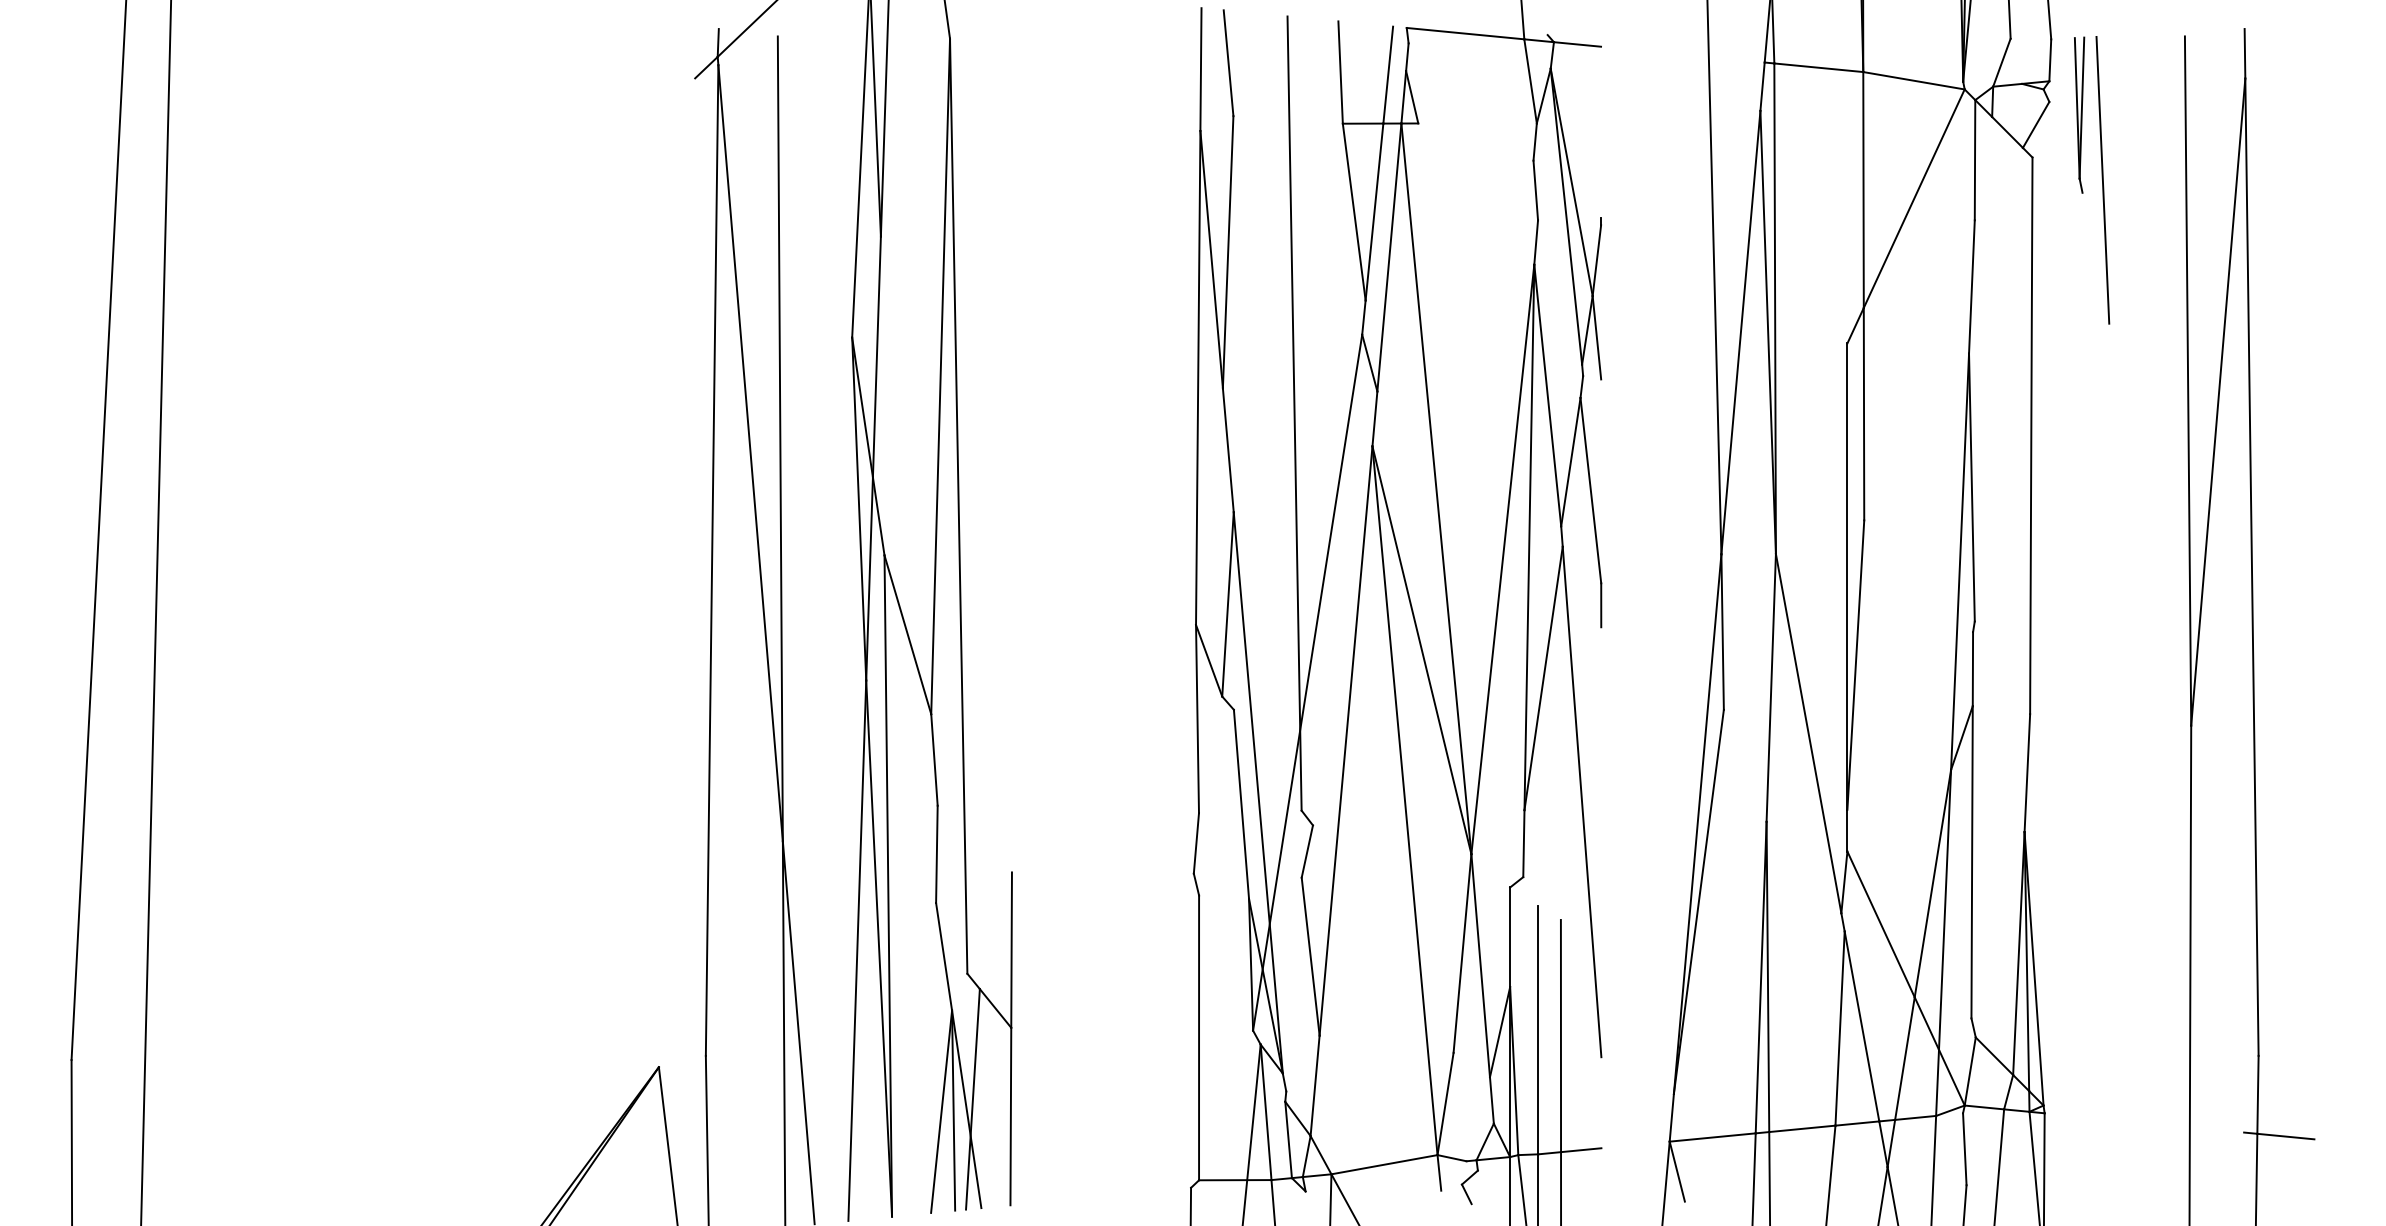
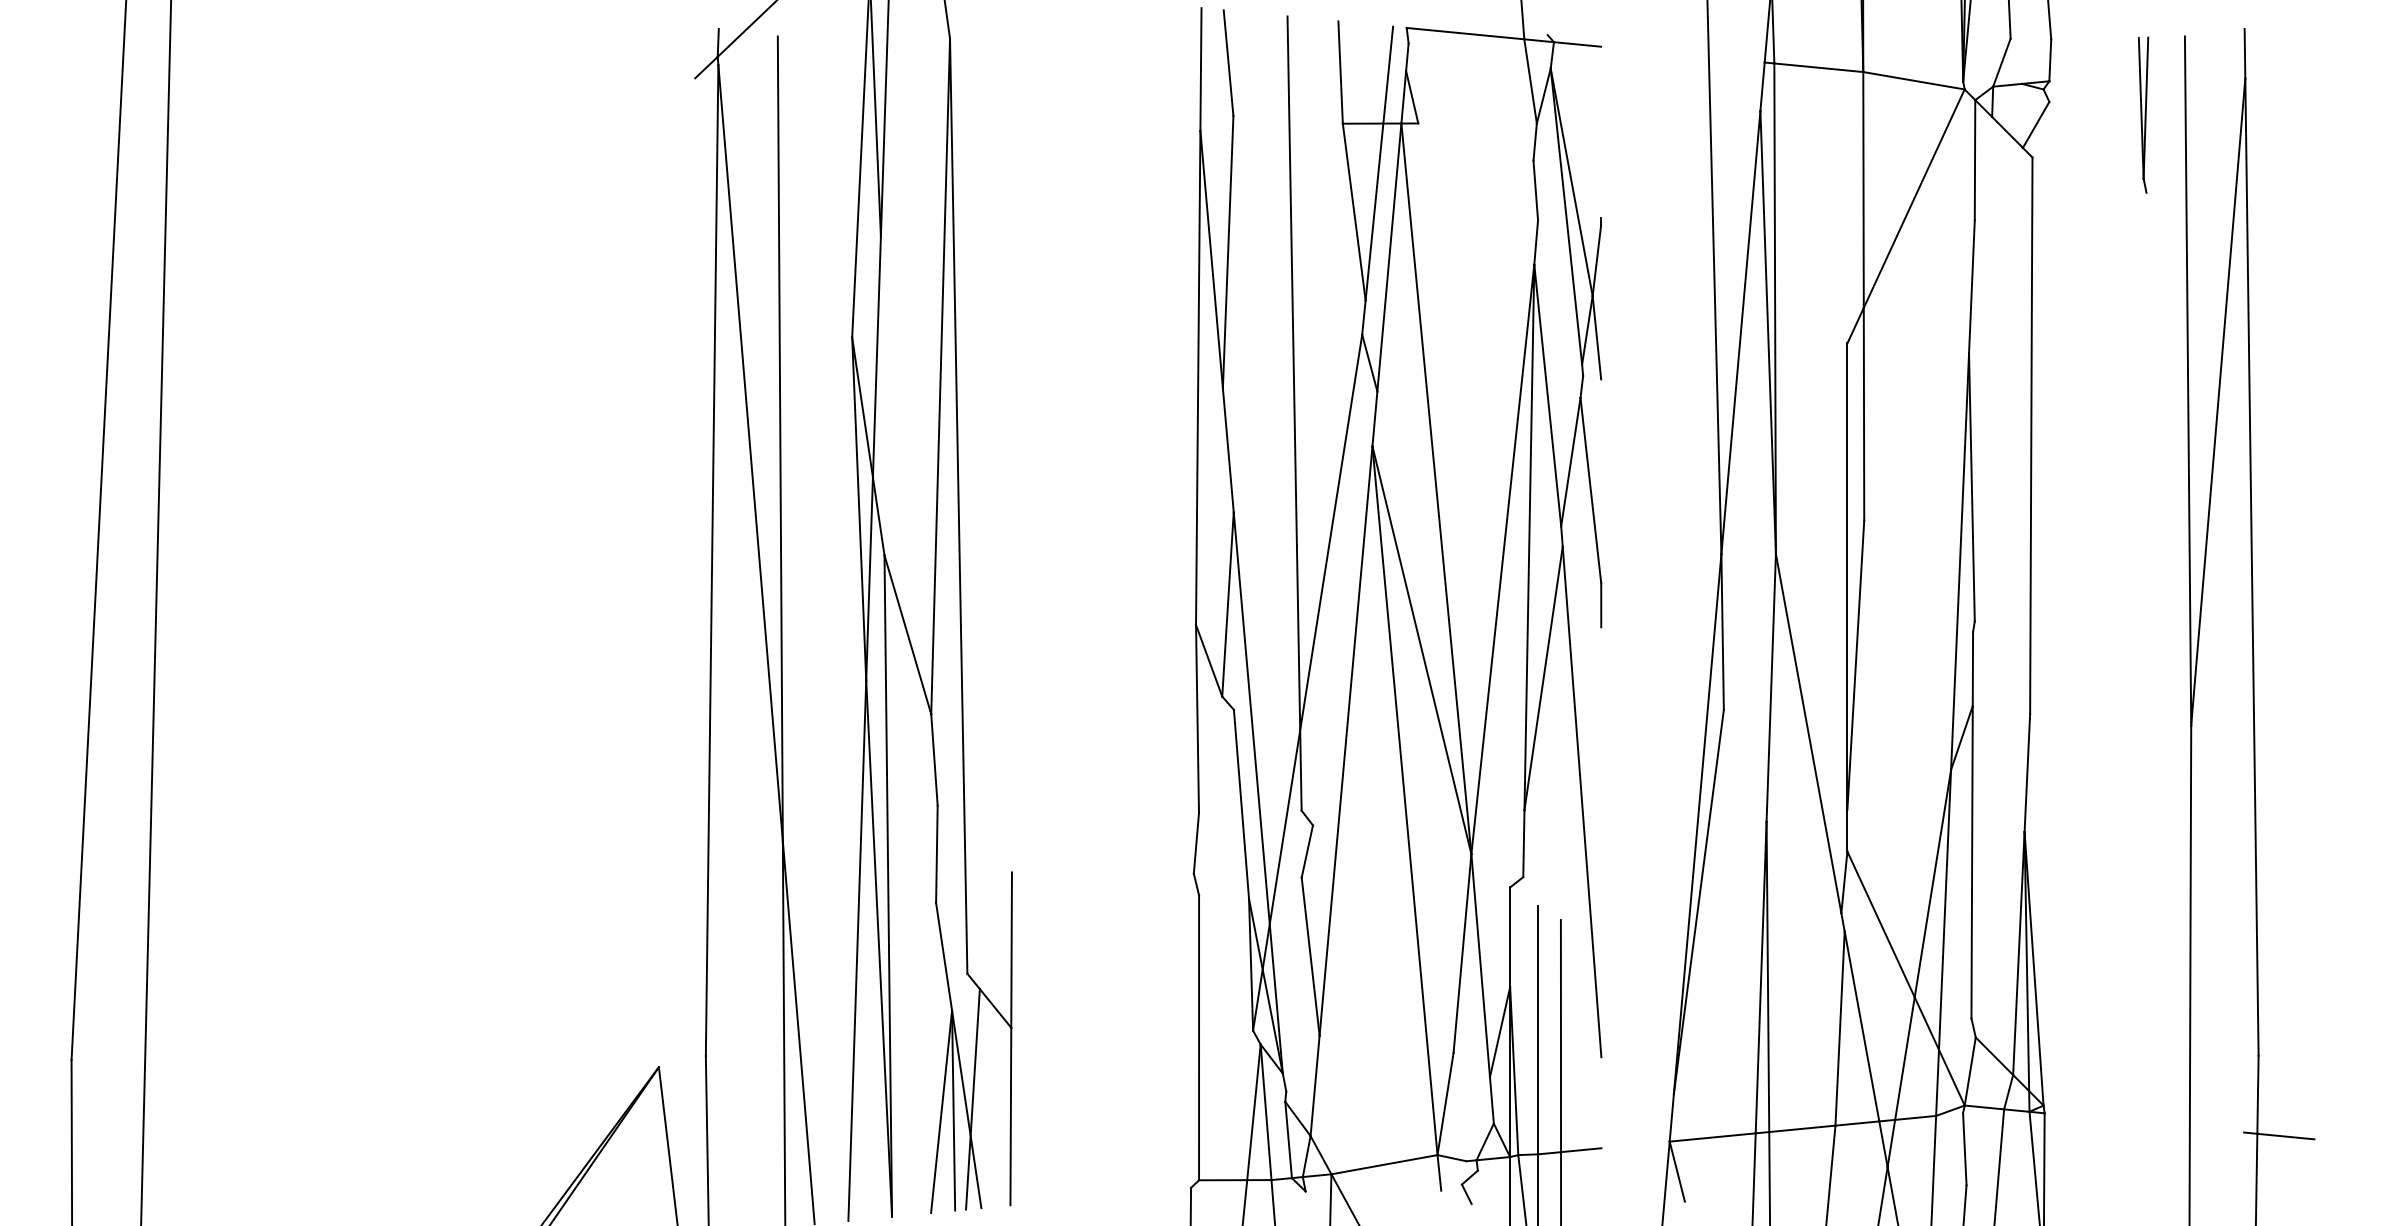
part position: (2079, 114) -> (2143, 114) (2143, 114)
line: present -> none (2102, 179)
